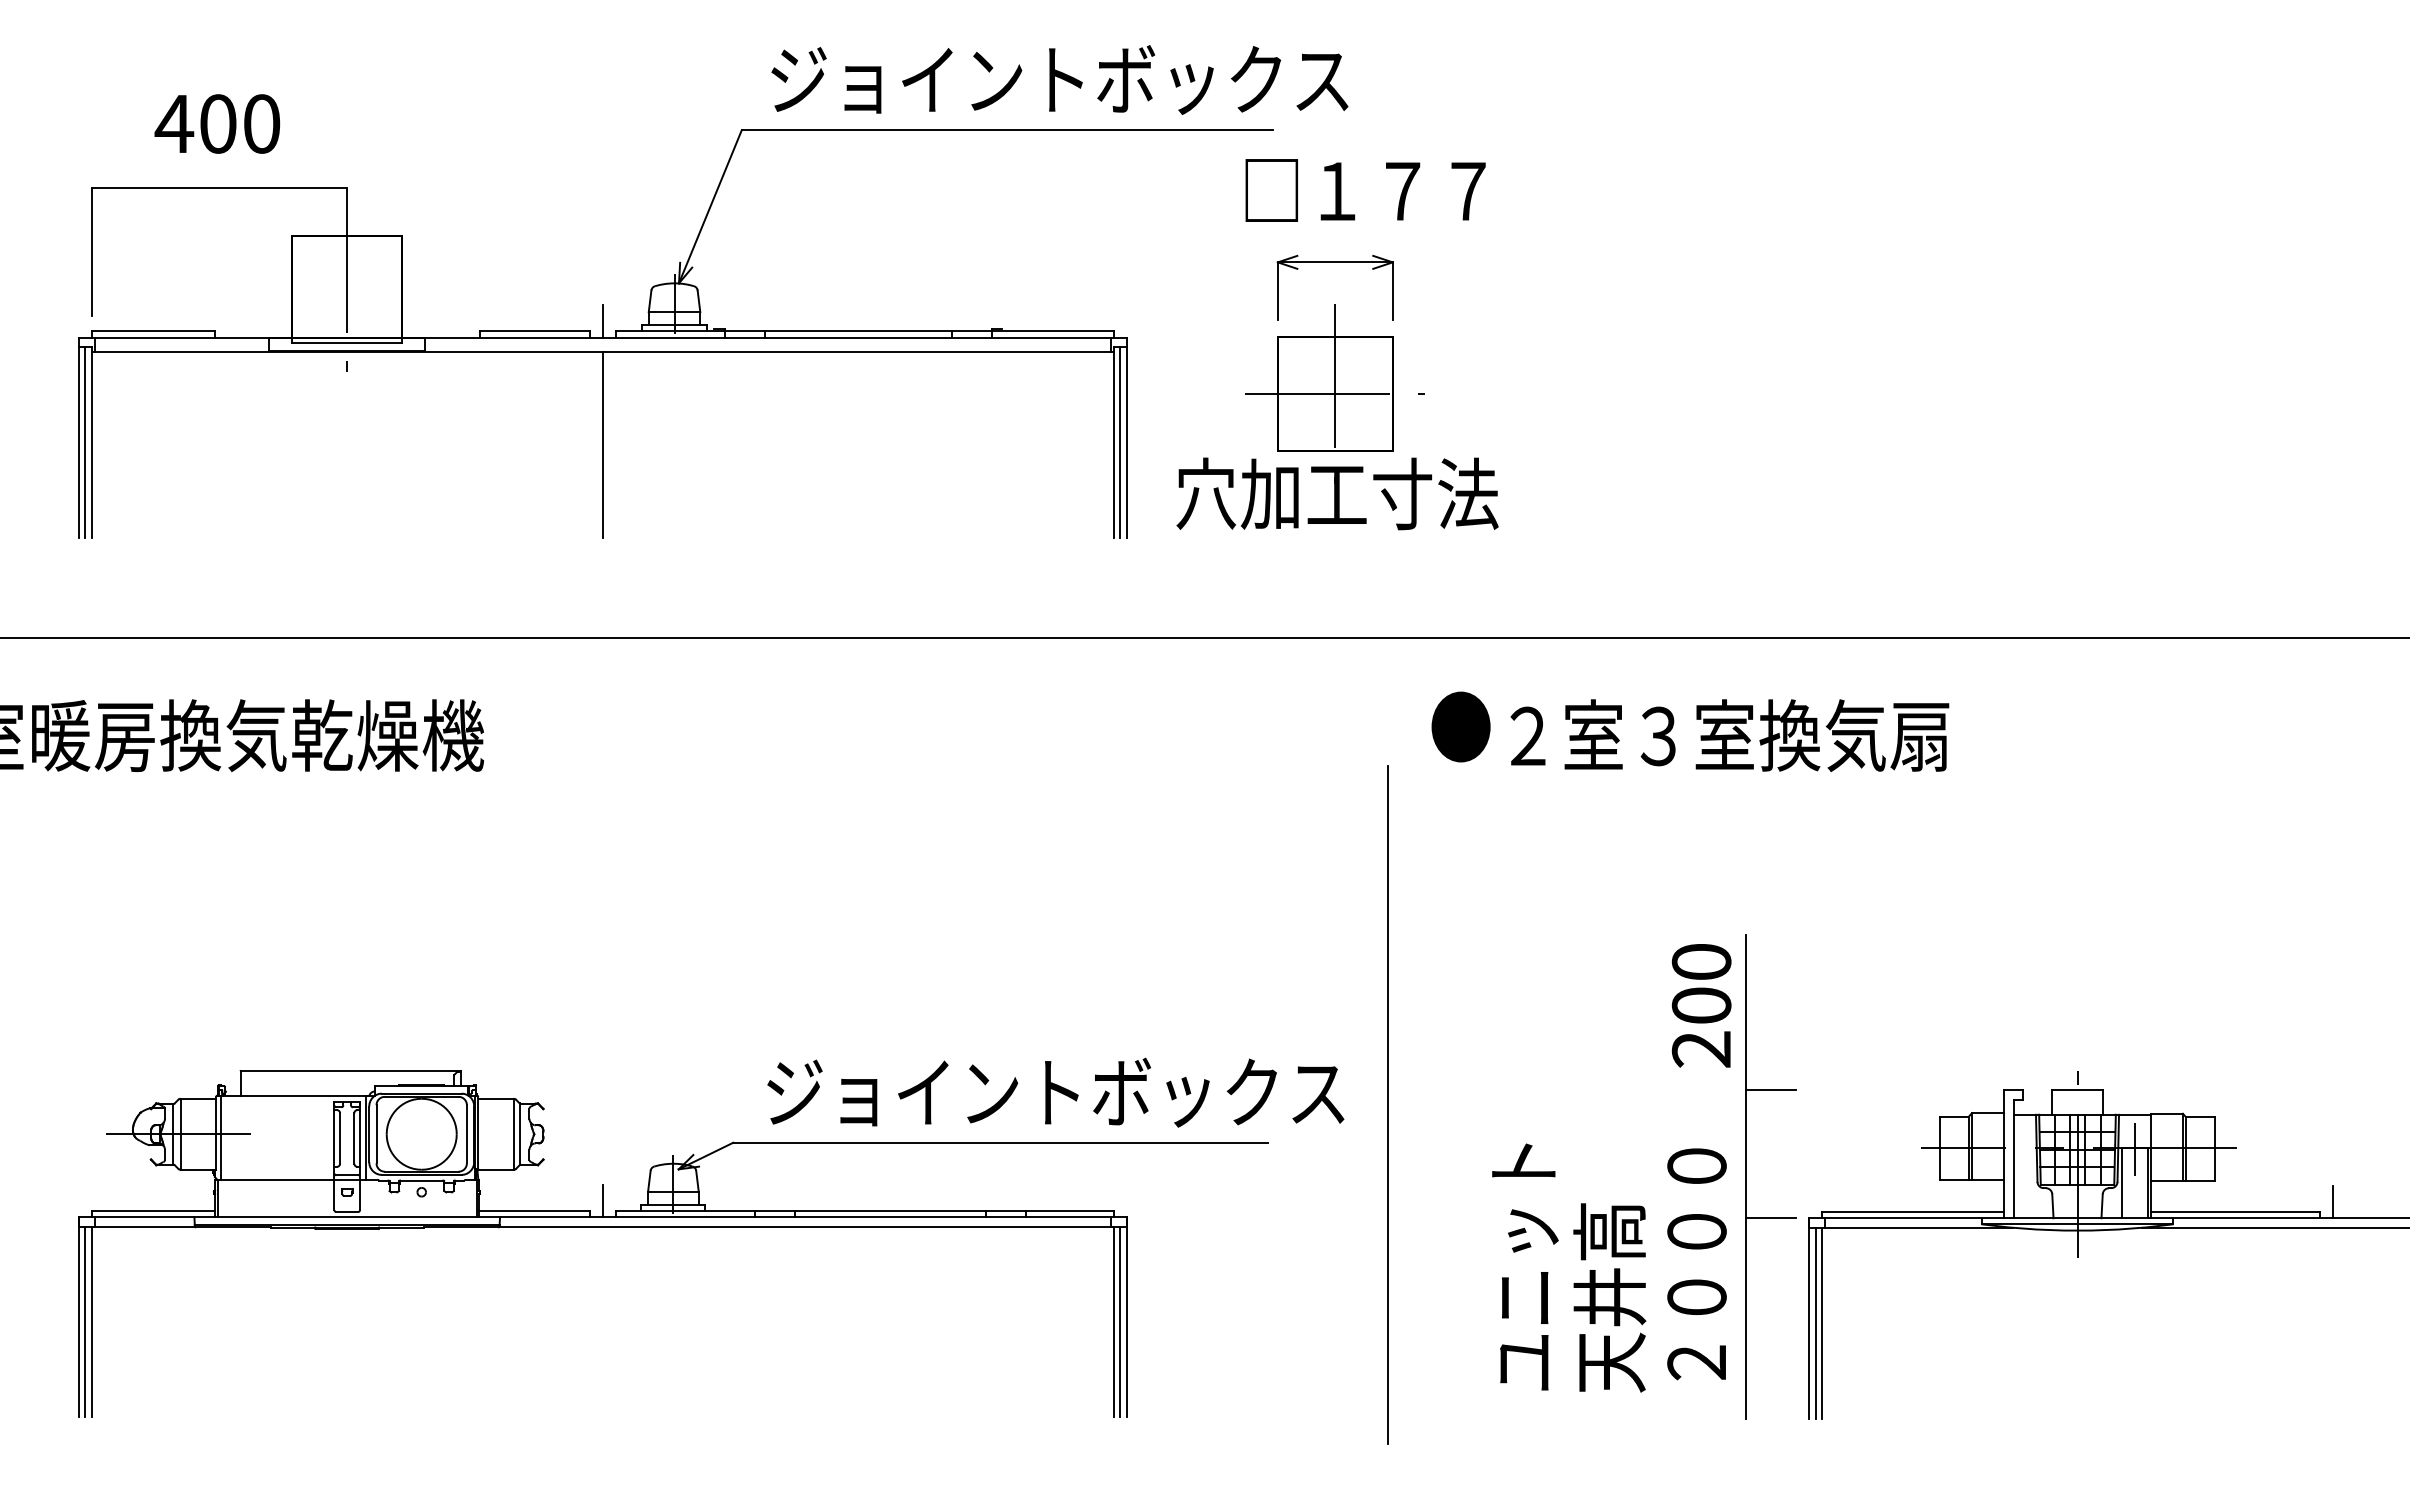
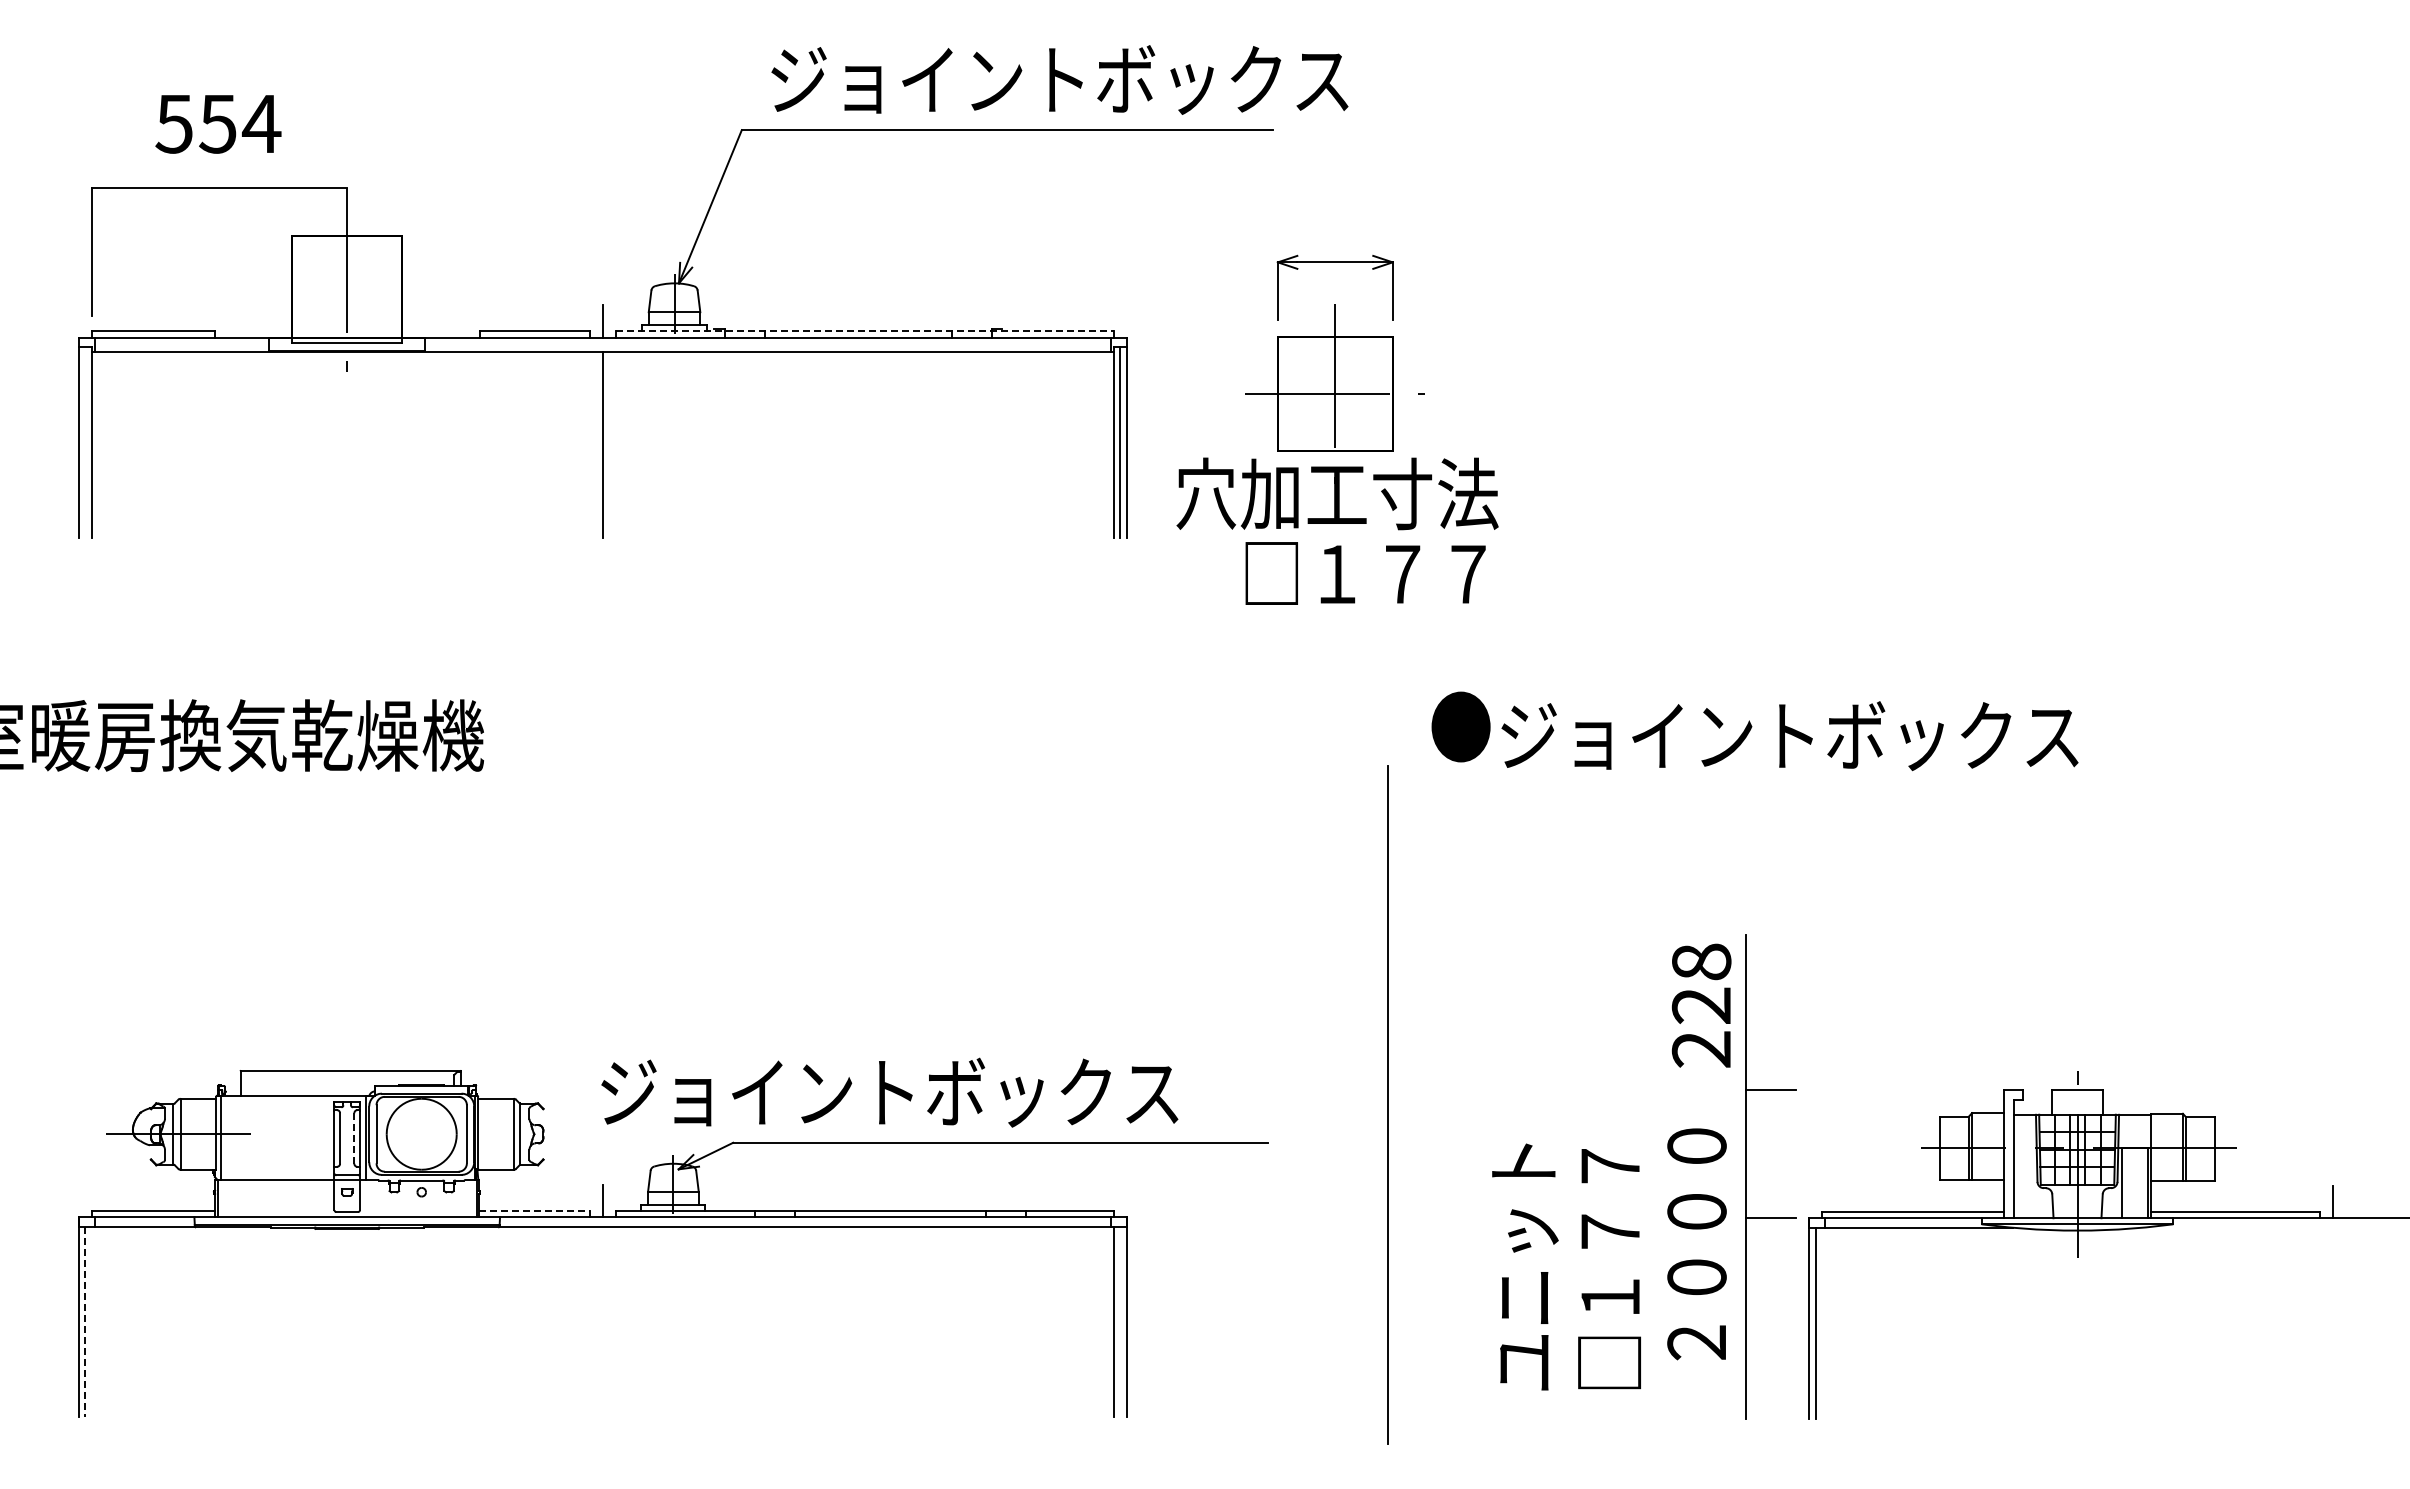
text: 400 -> 554 (217, 123)
text position: (1365, 190) -> (1365, 573) (1365, 573)
line: solid -> dashed (865, 331)
line: present -> none (85, 442)
line: present -> none (1204, 638)
text: ２室３室換気扇 -> ジョイントボックス (1789, 735)
text: 200 -> 228 (1701, 983)
text position: (1055, 1092) -> (889, 1092) (889, 1092)
line: solid -> dashed (354, 1138)
line: present -> none (2135, 1149)
line: solid -> dashed (535, 1210)
line: present -> none (2273, 1227)
text position: (1696, 1264) -> (1696, 1244) (1696, 1244)
text: 天井高 -> □１７７ (1609, 1270)
line: present -> none (91, 1321)
line: present -> none (1120, 1321)
line: solid -> dashed (85, 1322)
line: present -> none (1822, 1322)
